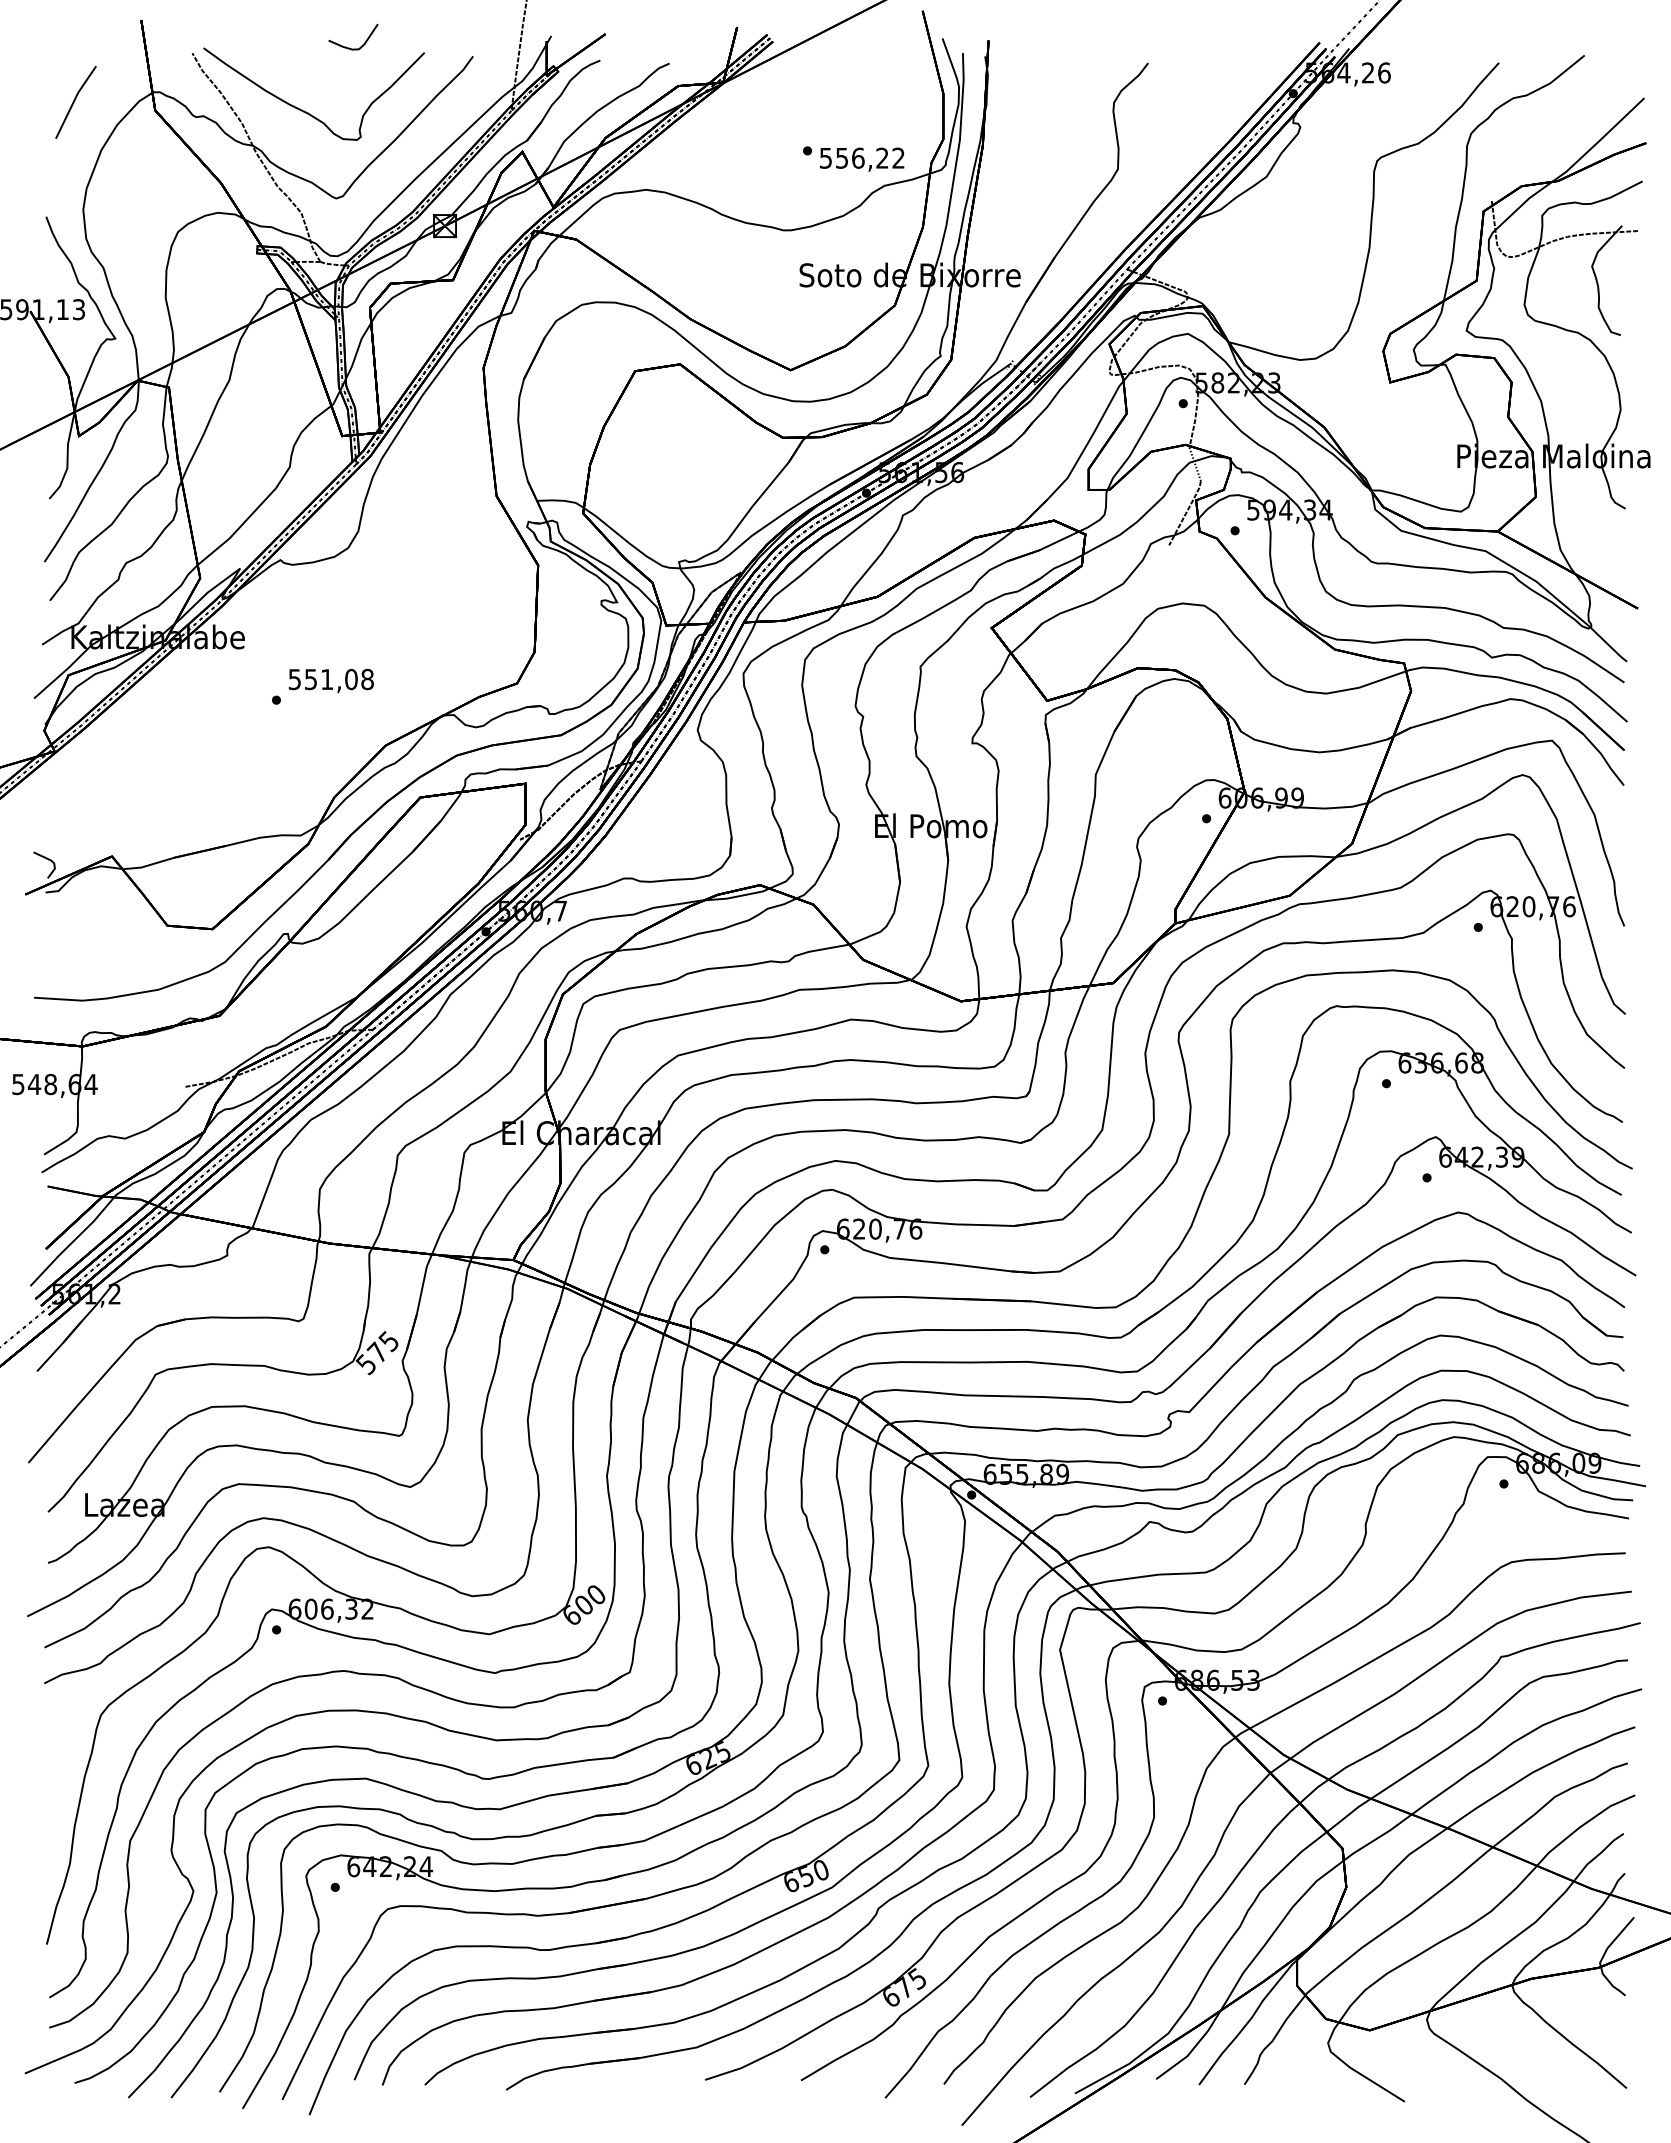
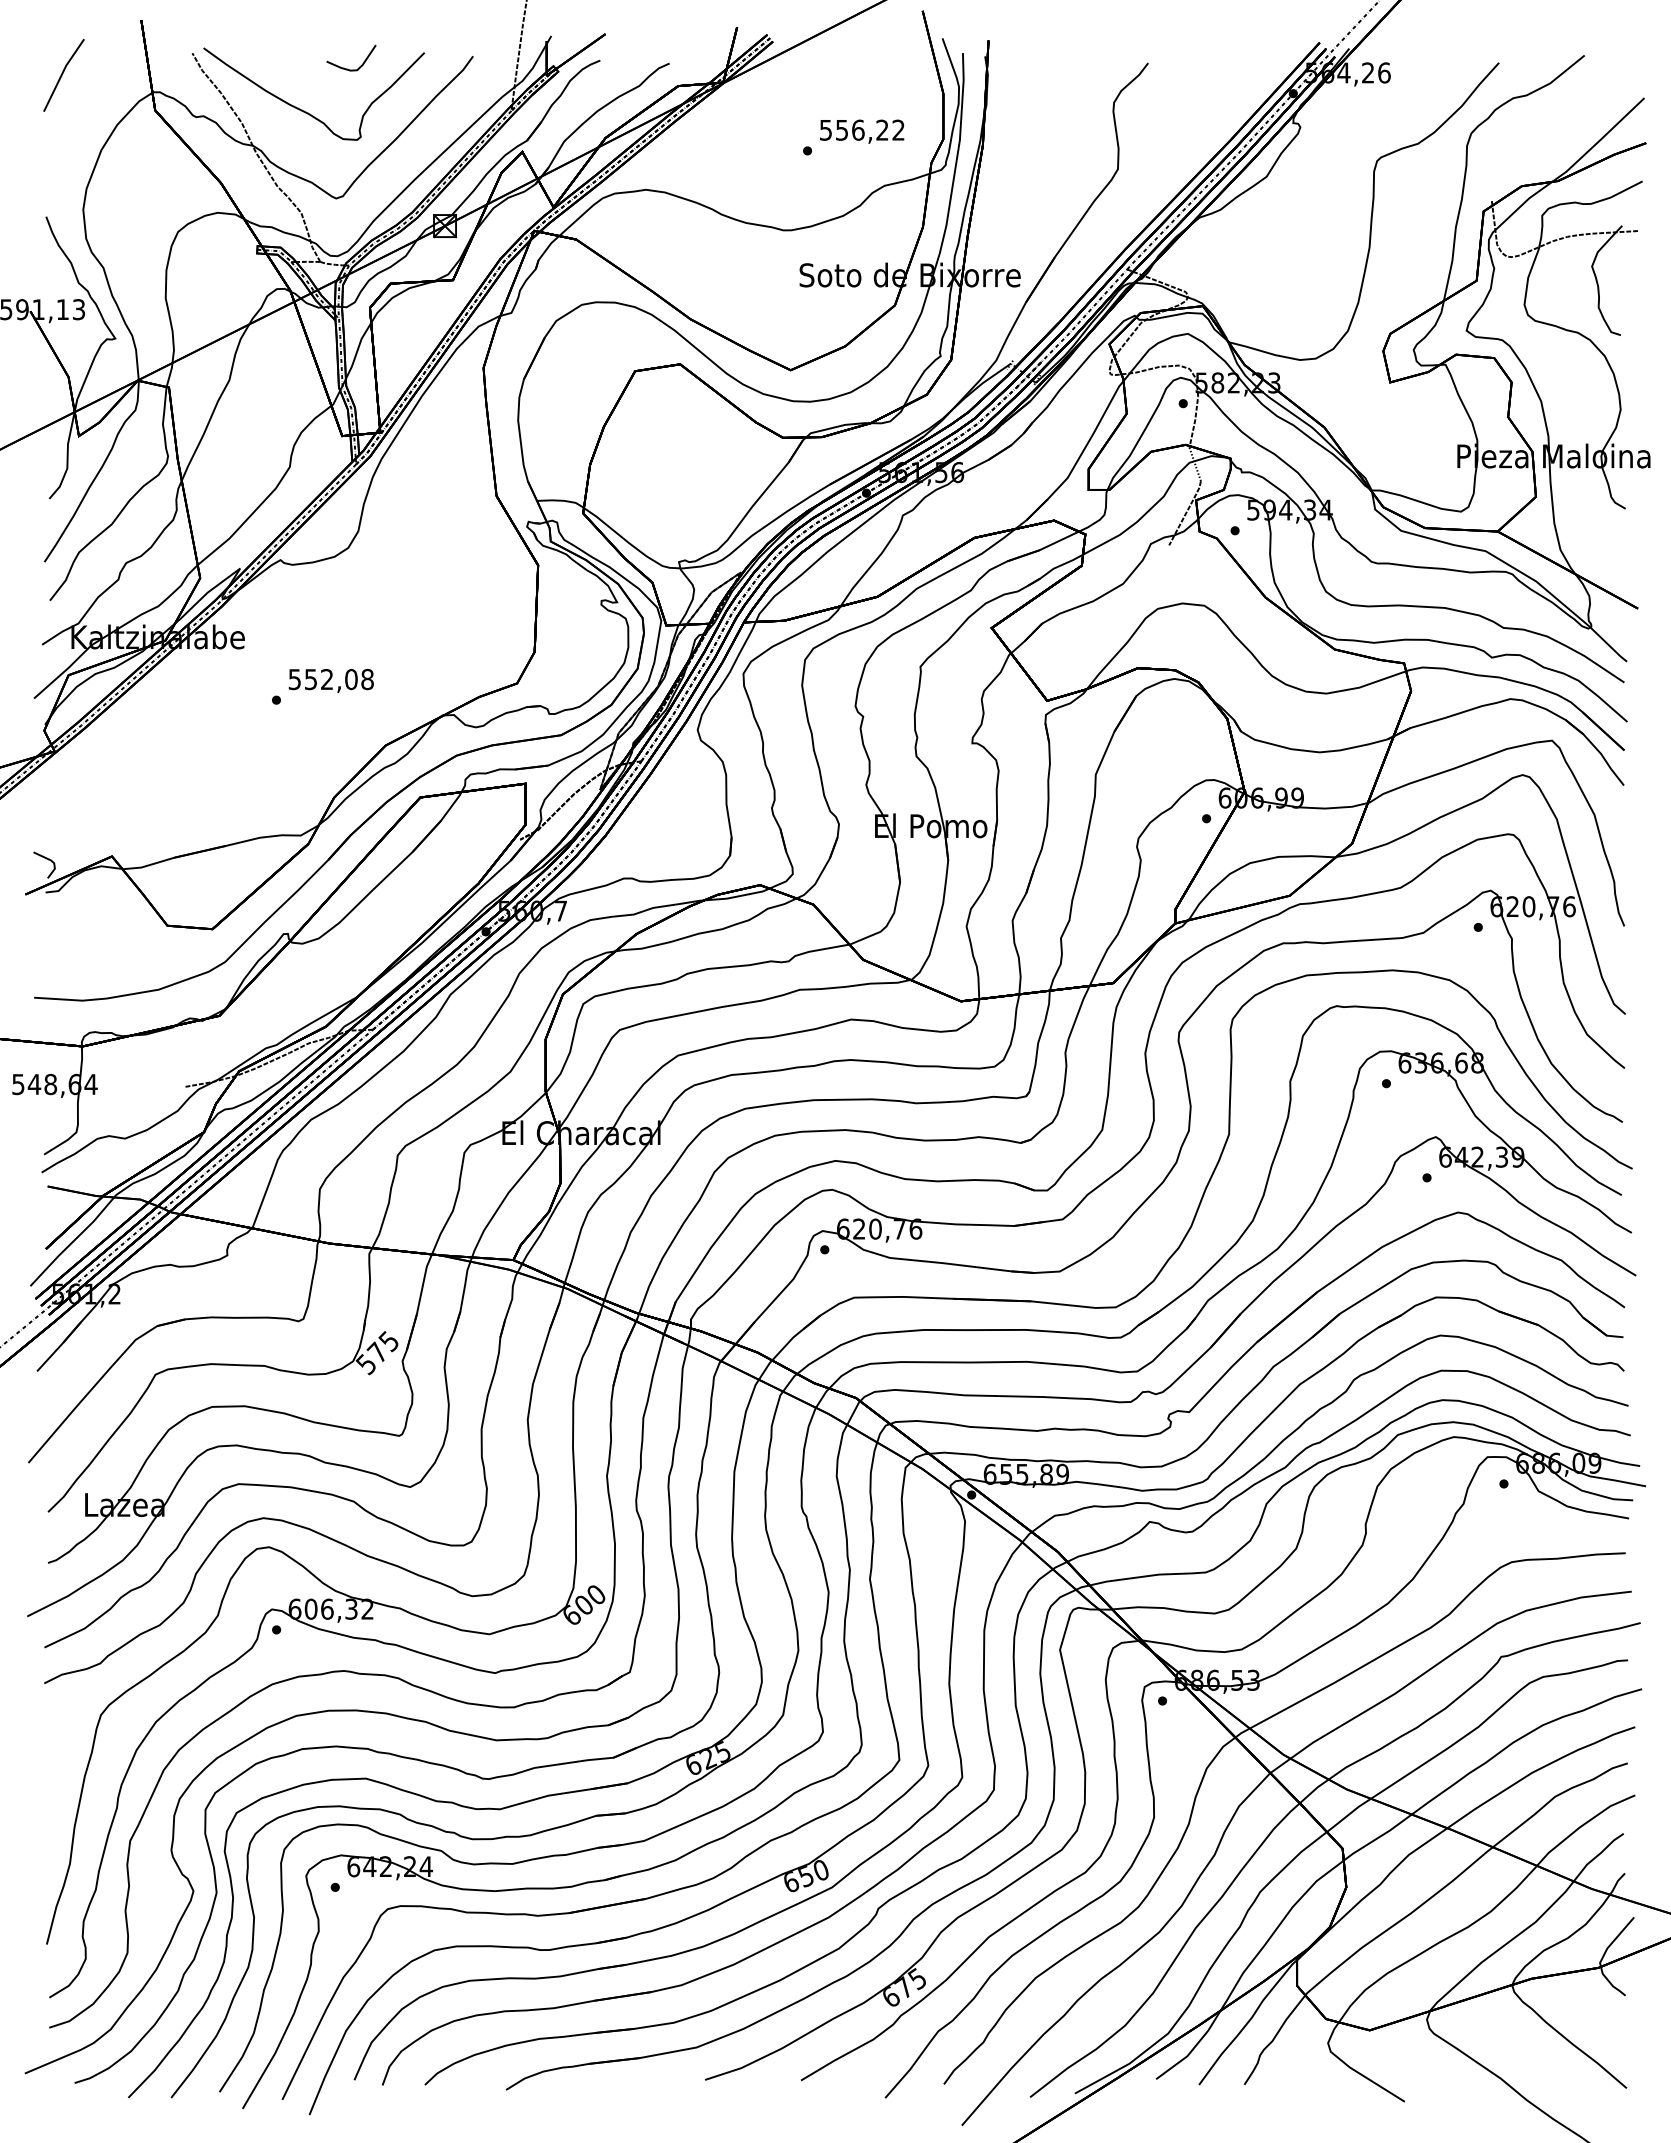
curve position: (349, 47) -> (347, 68) (347, 68)
line position: (74, 102) -> (62, 75) (62, 75)
text position: (862, 159) -> (862, 131) (862, 131)
text: 551,08 -> 552,08 (326, 679)
